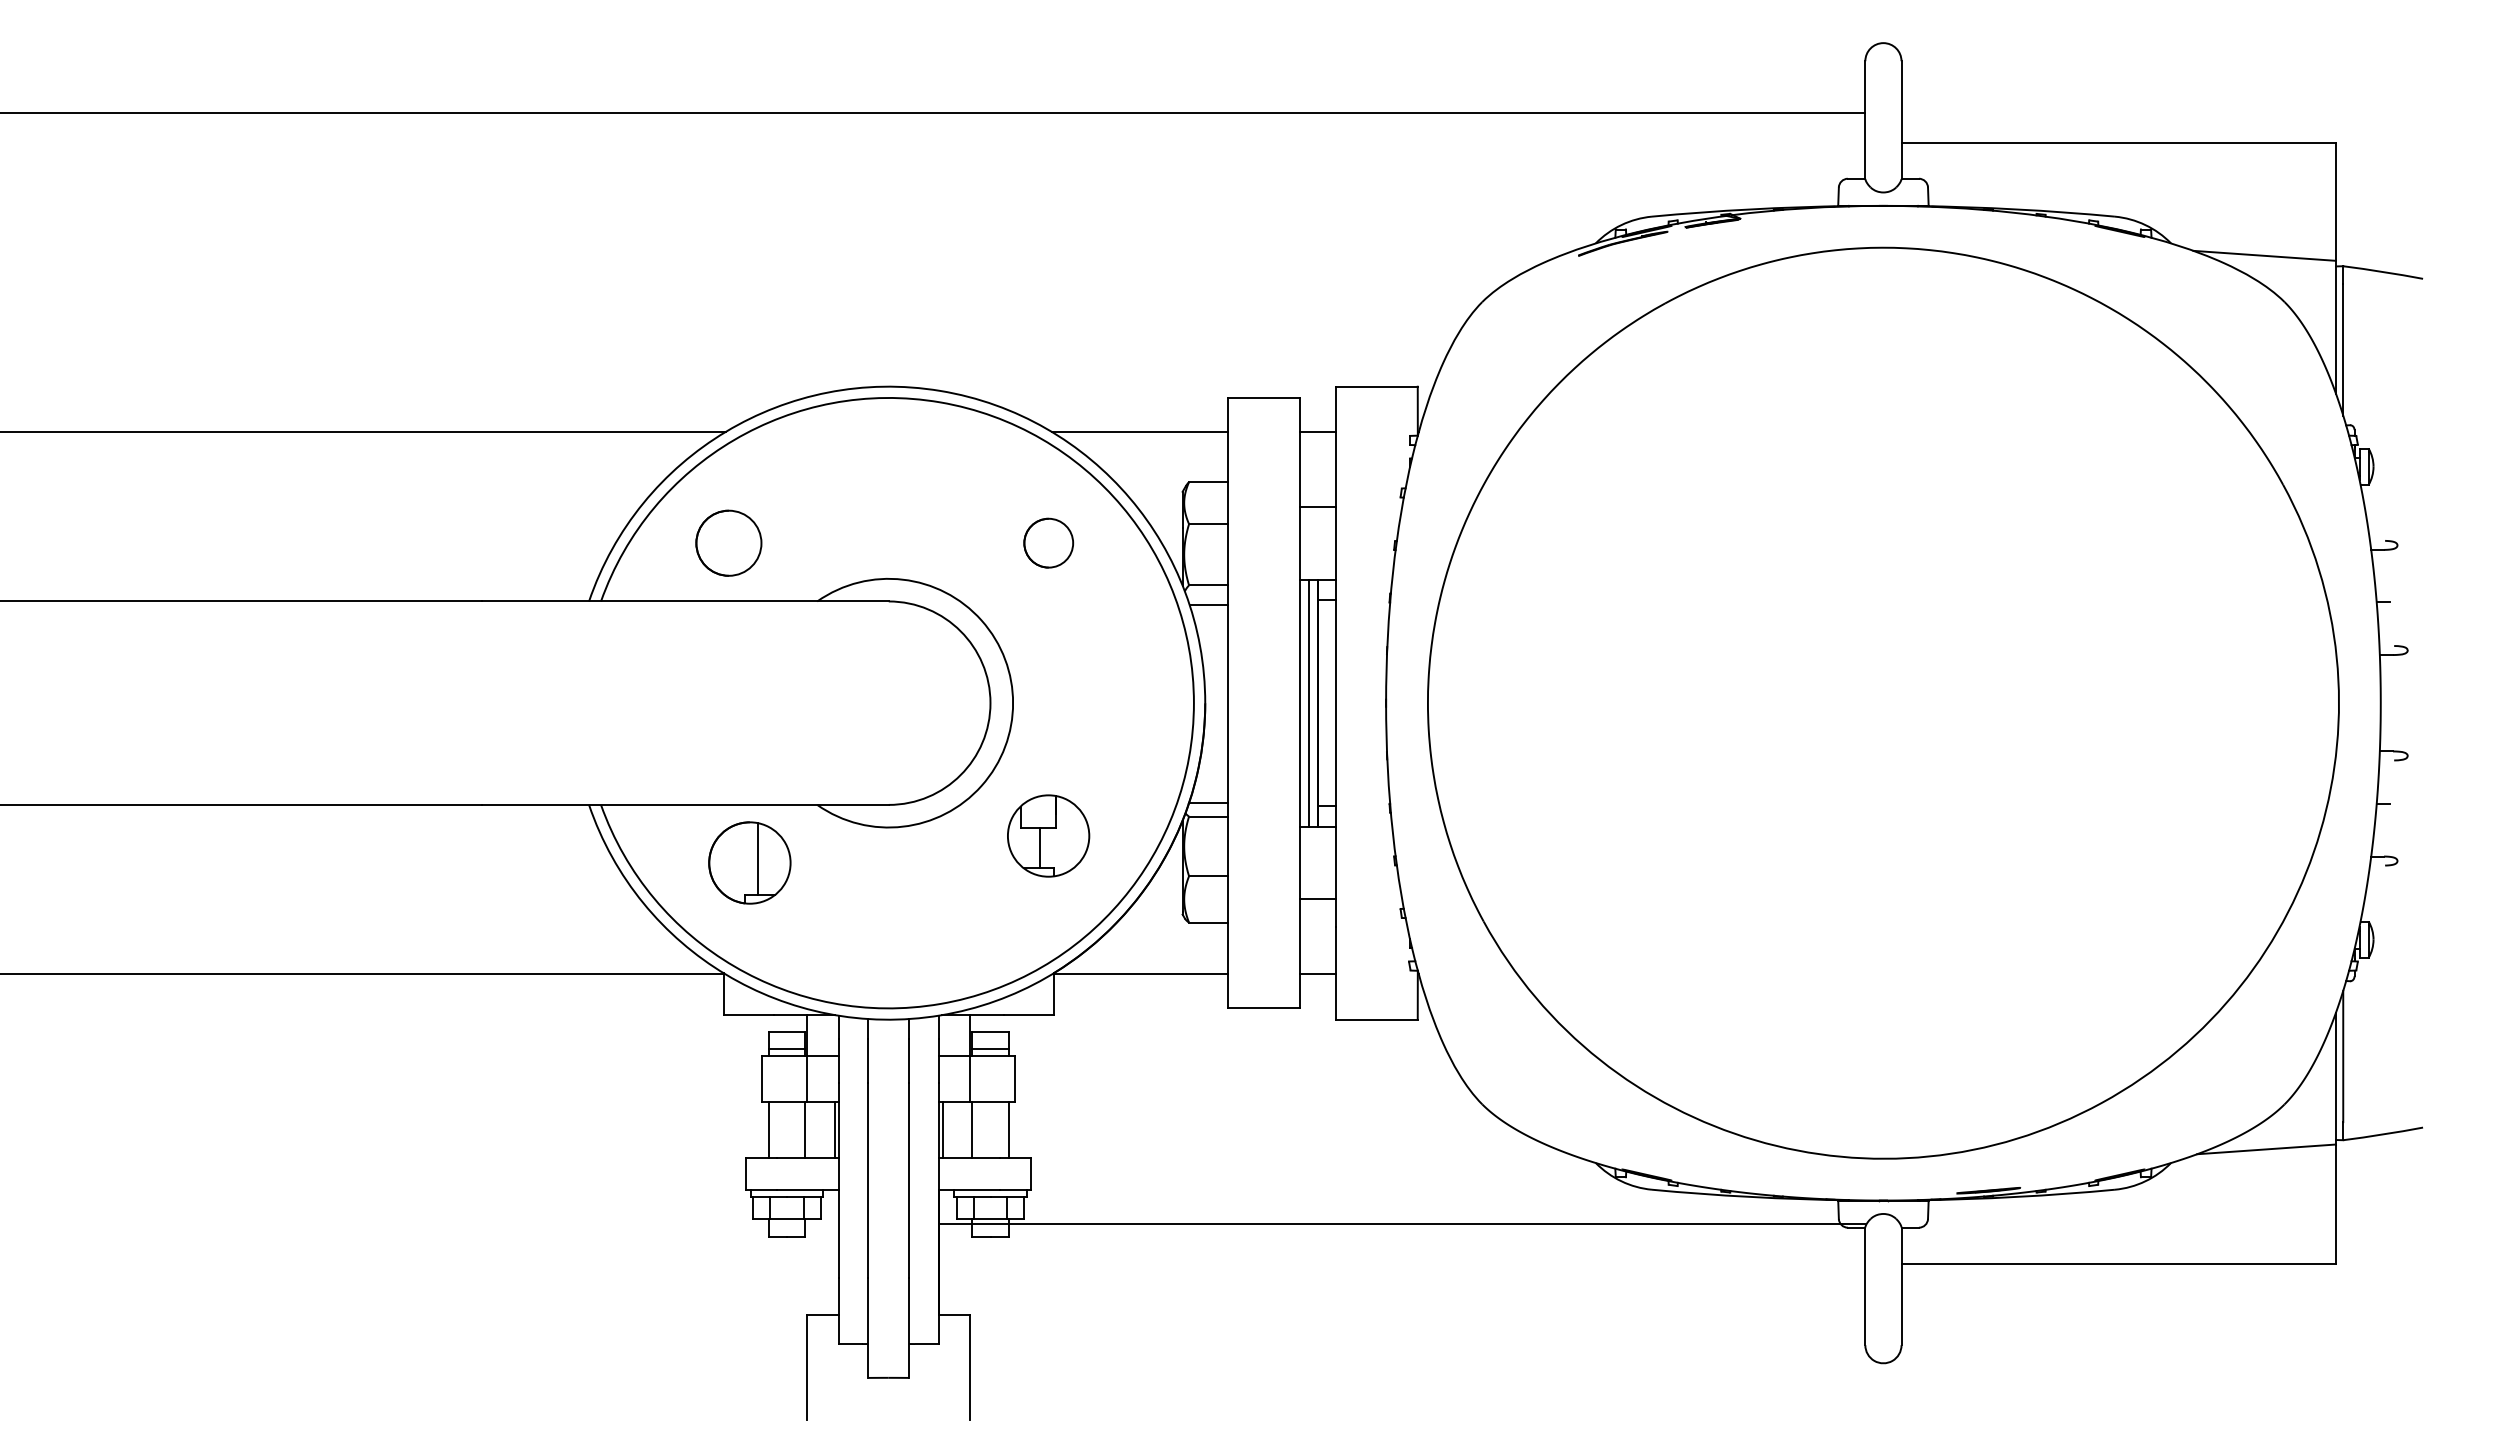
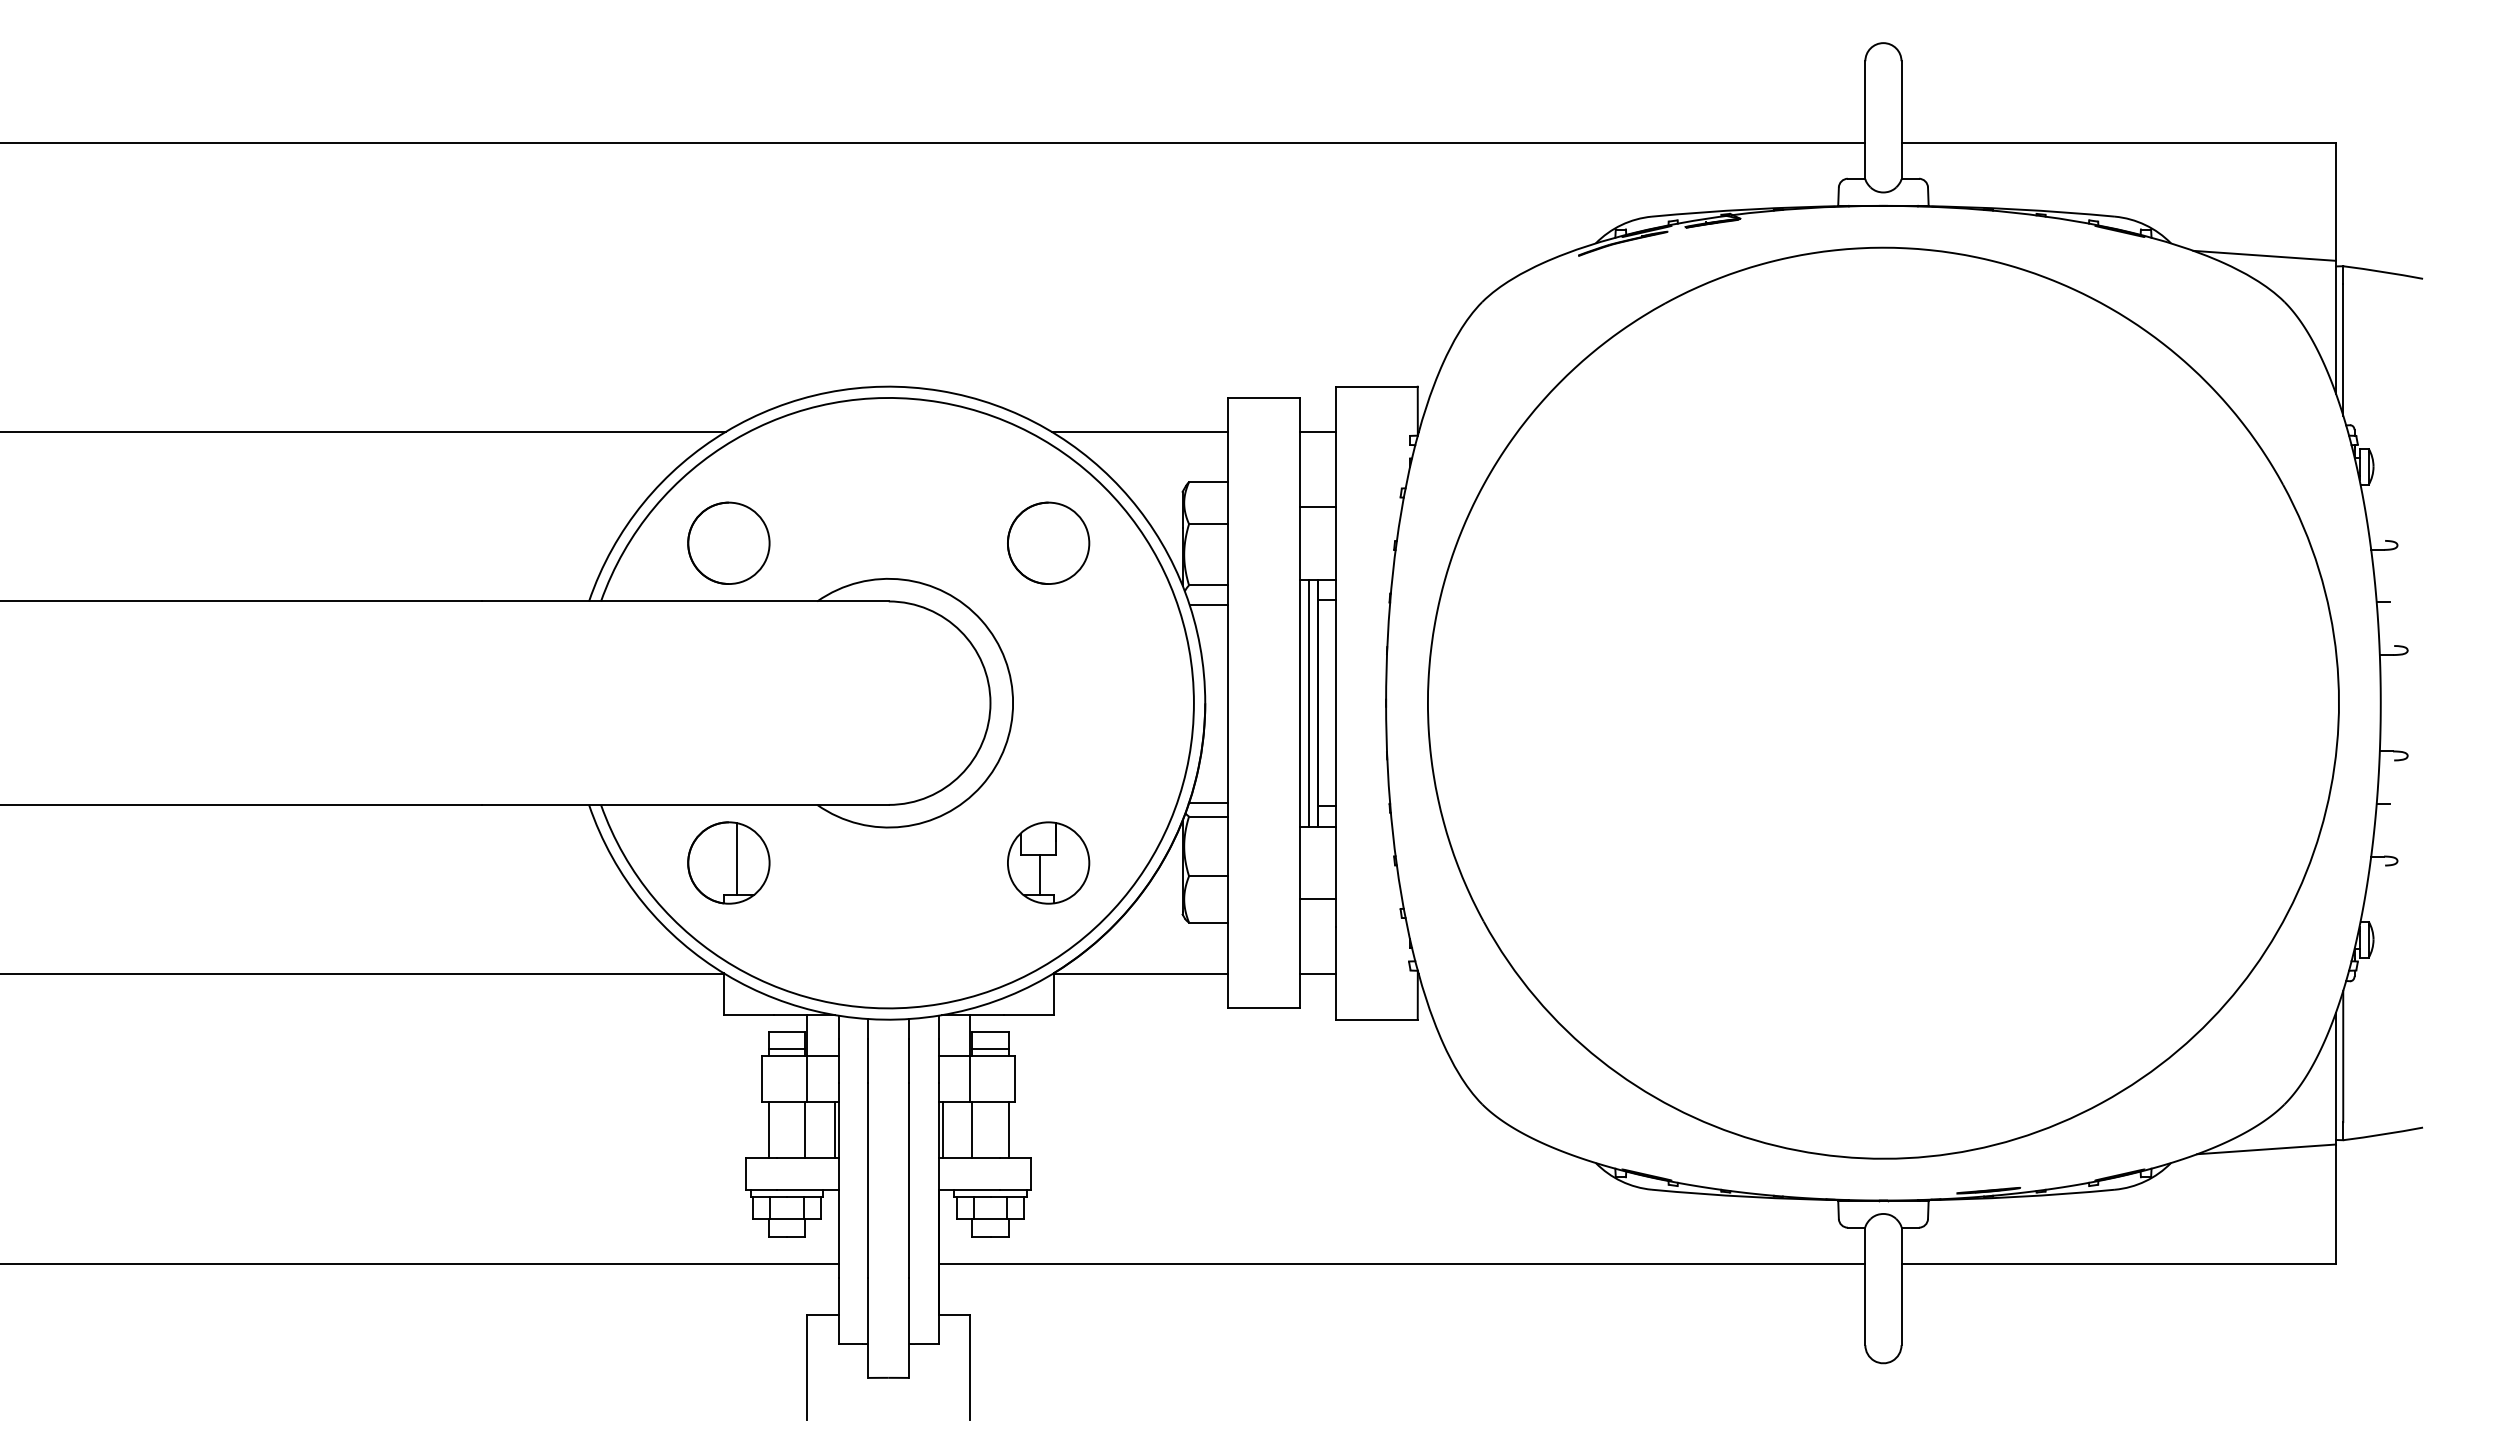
line position: (933, 112) -> (933, 142) (933, 142)
circle size: 68x68 px -> 84x84 px (728, 542)
circle size: 52x52 px -> 84x84 px (1048, 542)
part position: (1048, 835) -> (1048, 862) (1048, 862)
part position: (749, 862) -> (728, 862) (728, 862)
line position: (1401, 1223) -> (1401, 1263) (1401, 1263)
line: none -> present (420, 1263)
